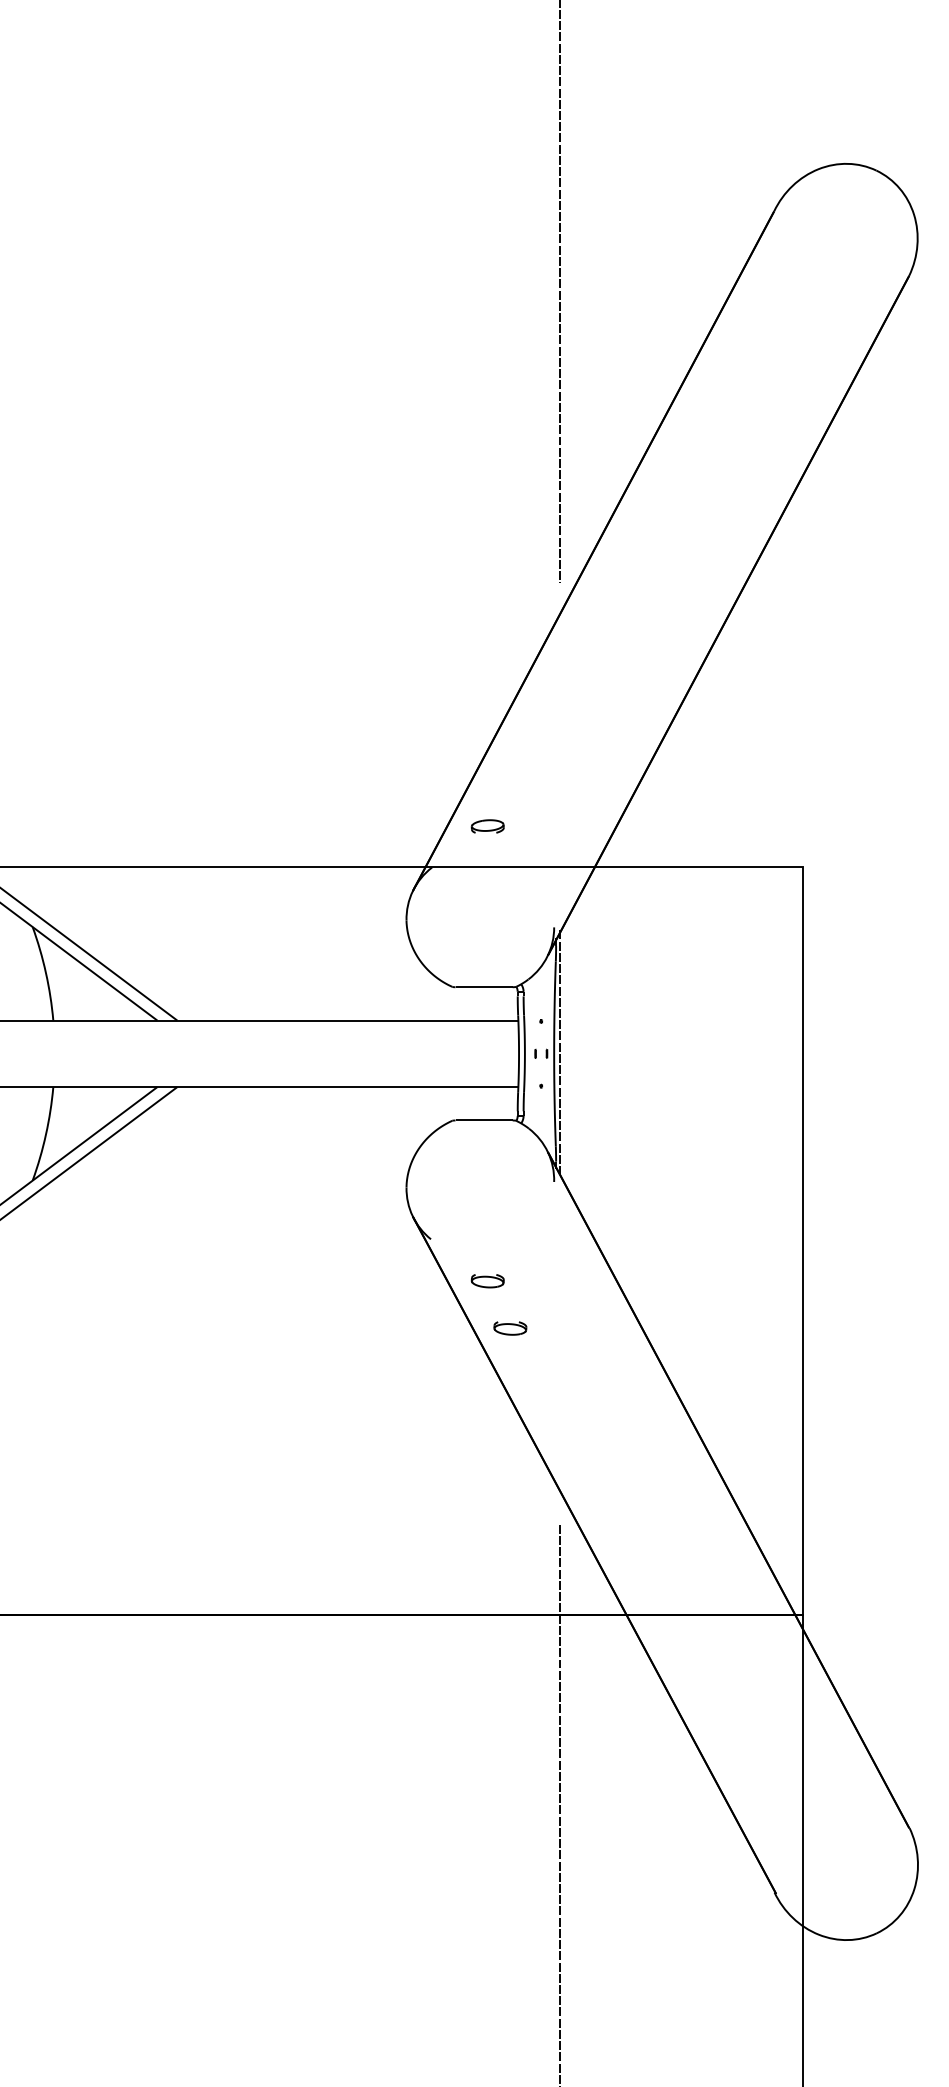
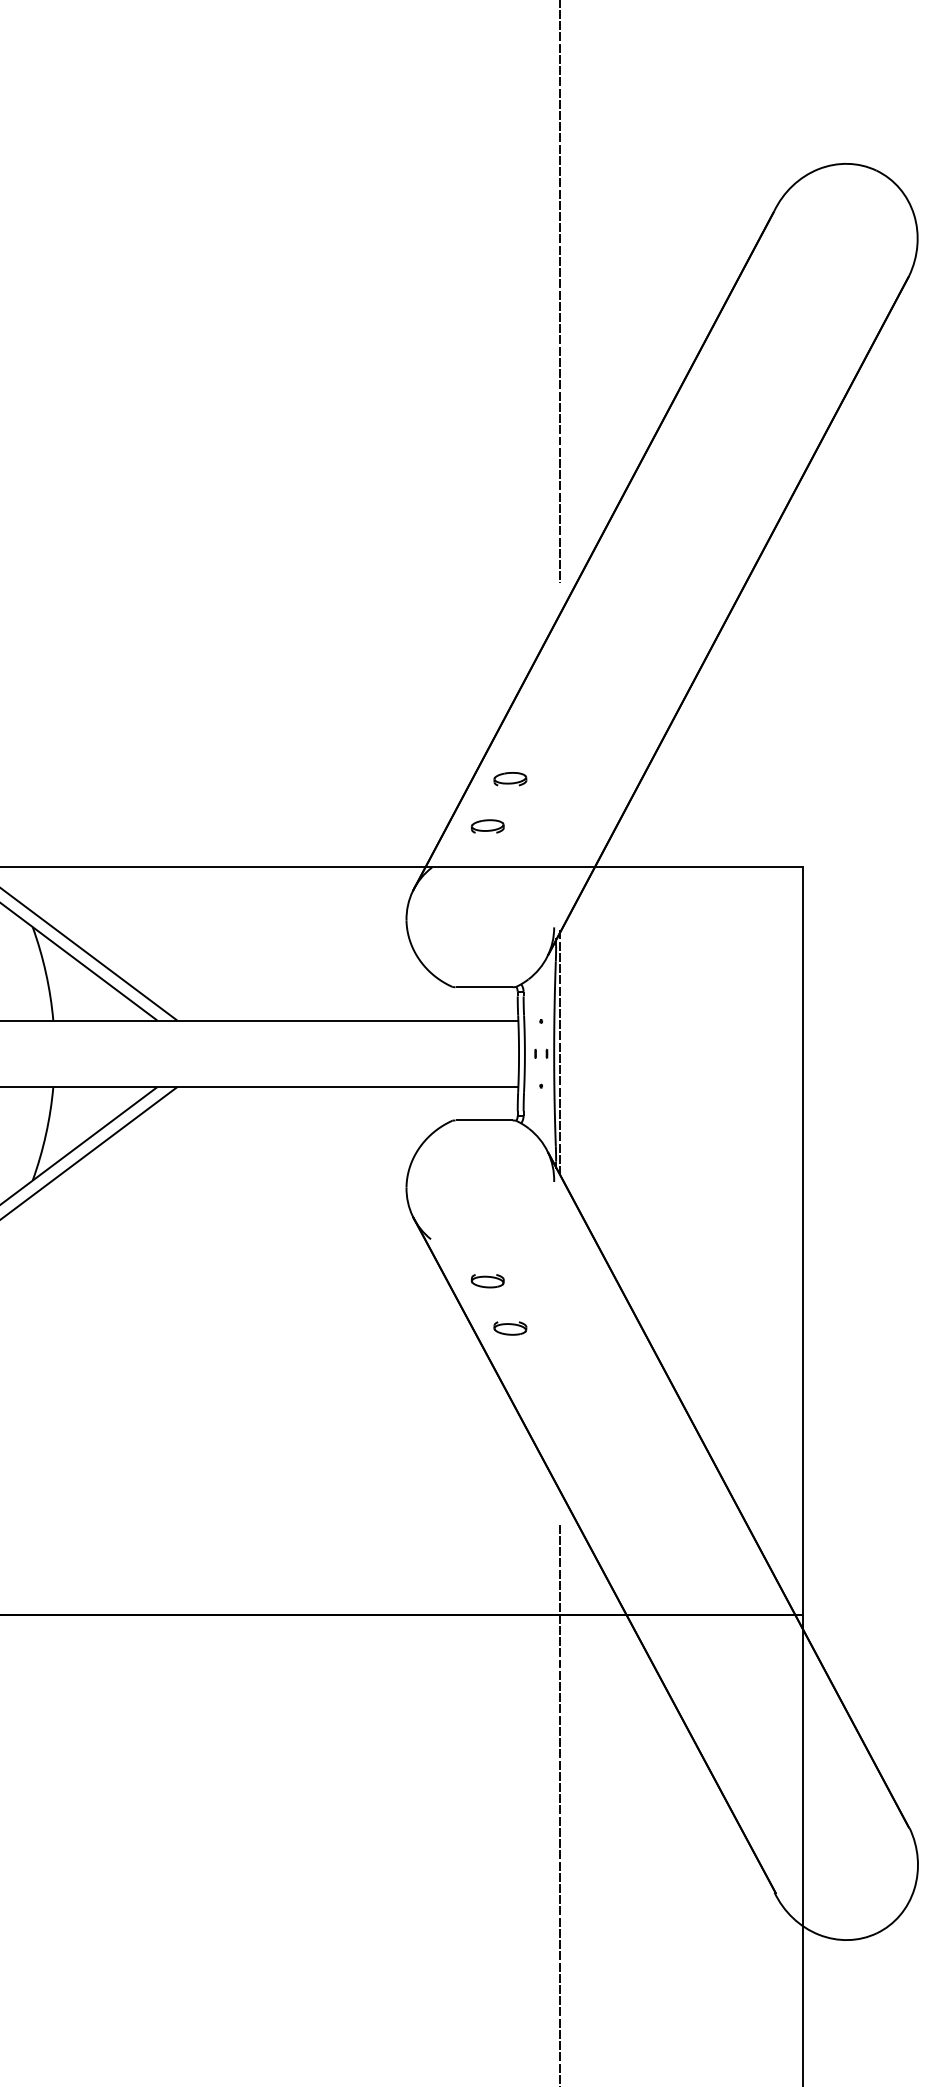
part: none -> present (510, 779)
